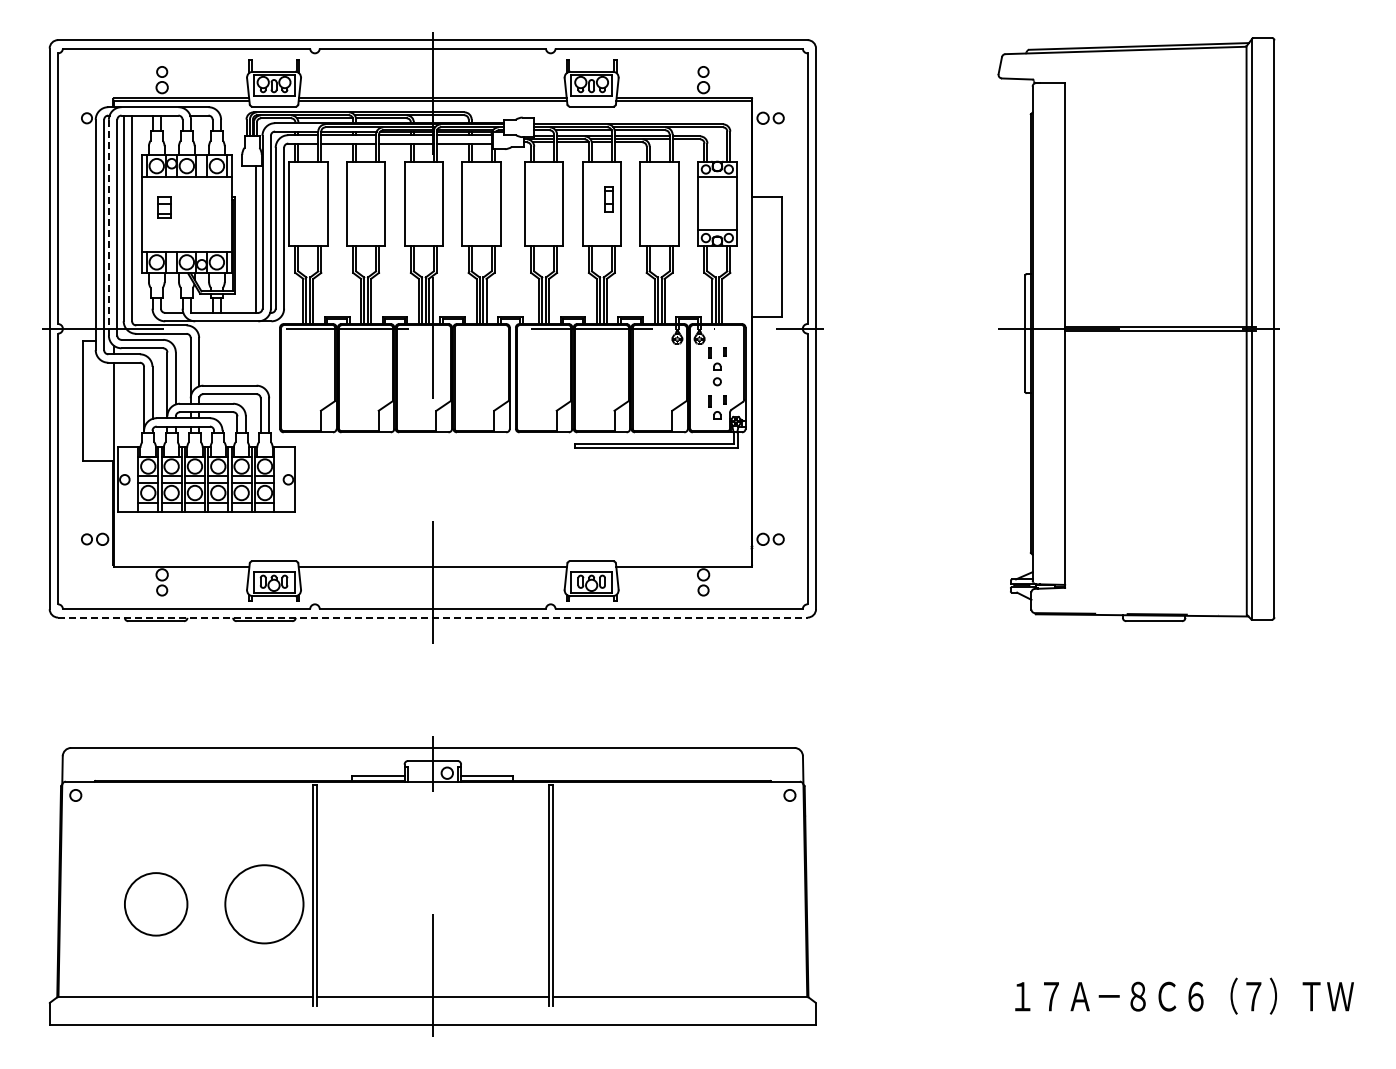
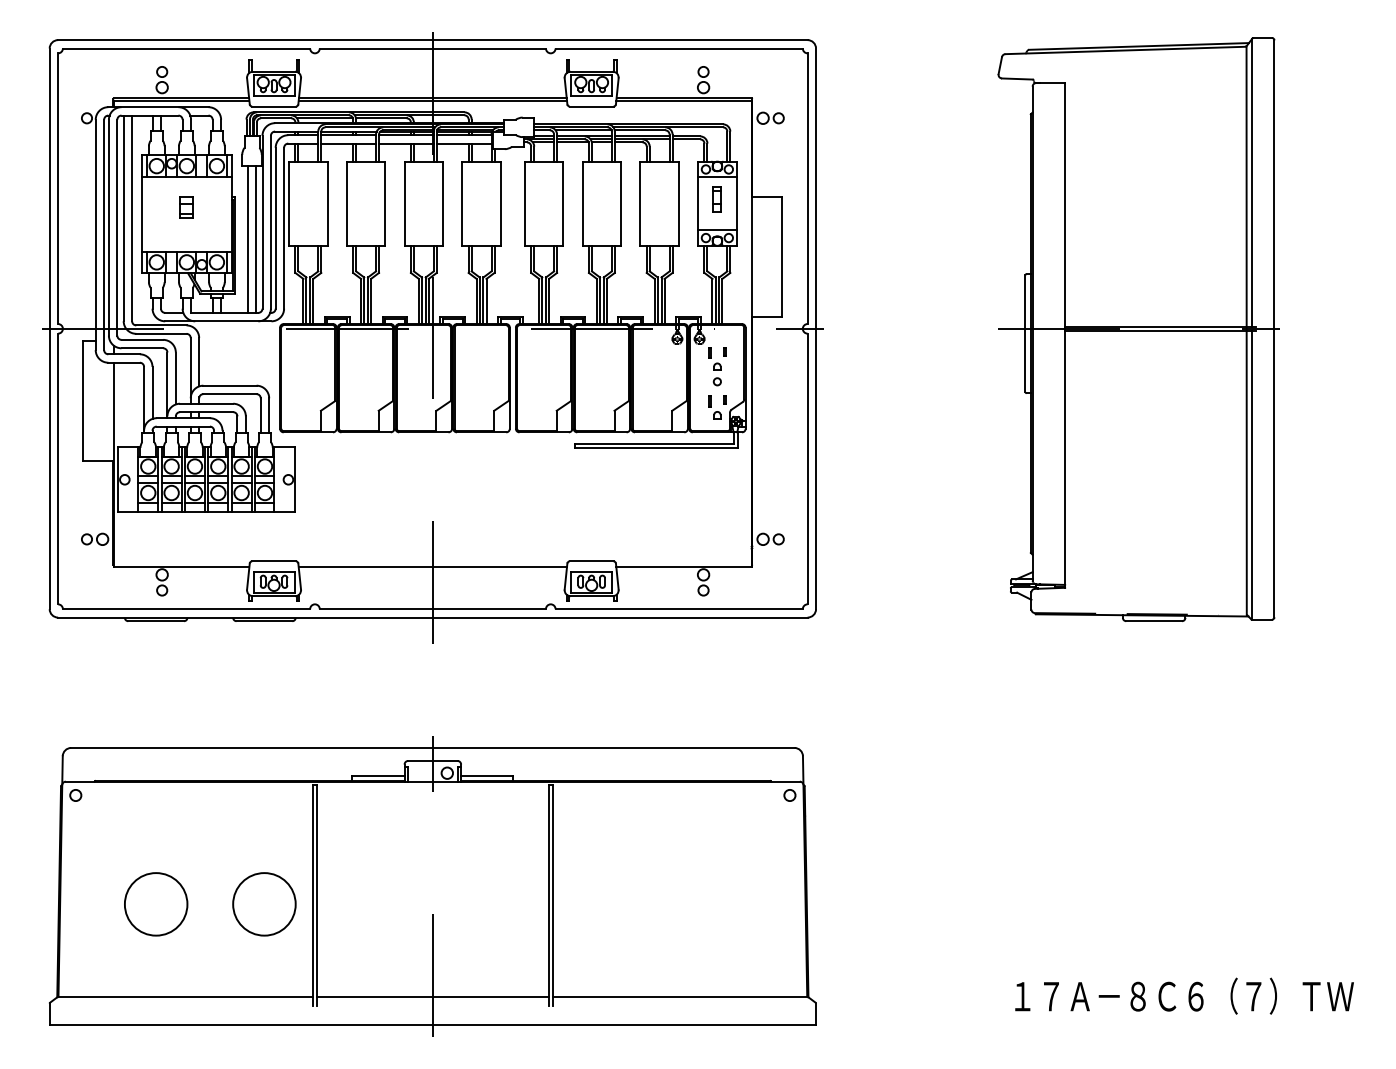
part position: (608, 199) -> (716, 199) (716, 199)
part position: (164, 207) -> (186, 207) (186, 207)
line: dashed -> solid (108, 227)
line: none -> present (247, 239)
line: dashed -> solid (432, 617)
circle size: 81x81 px -> 65x65 px (264, 904)
